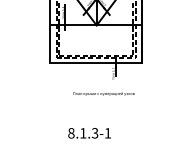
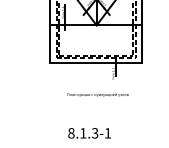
text position: (103, 93) -> (97, 94) (97, 94)
